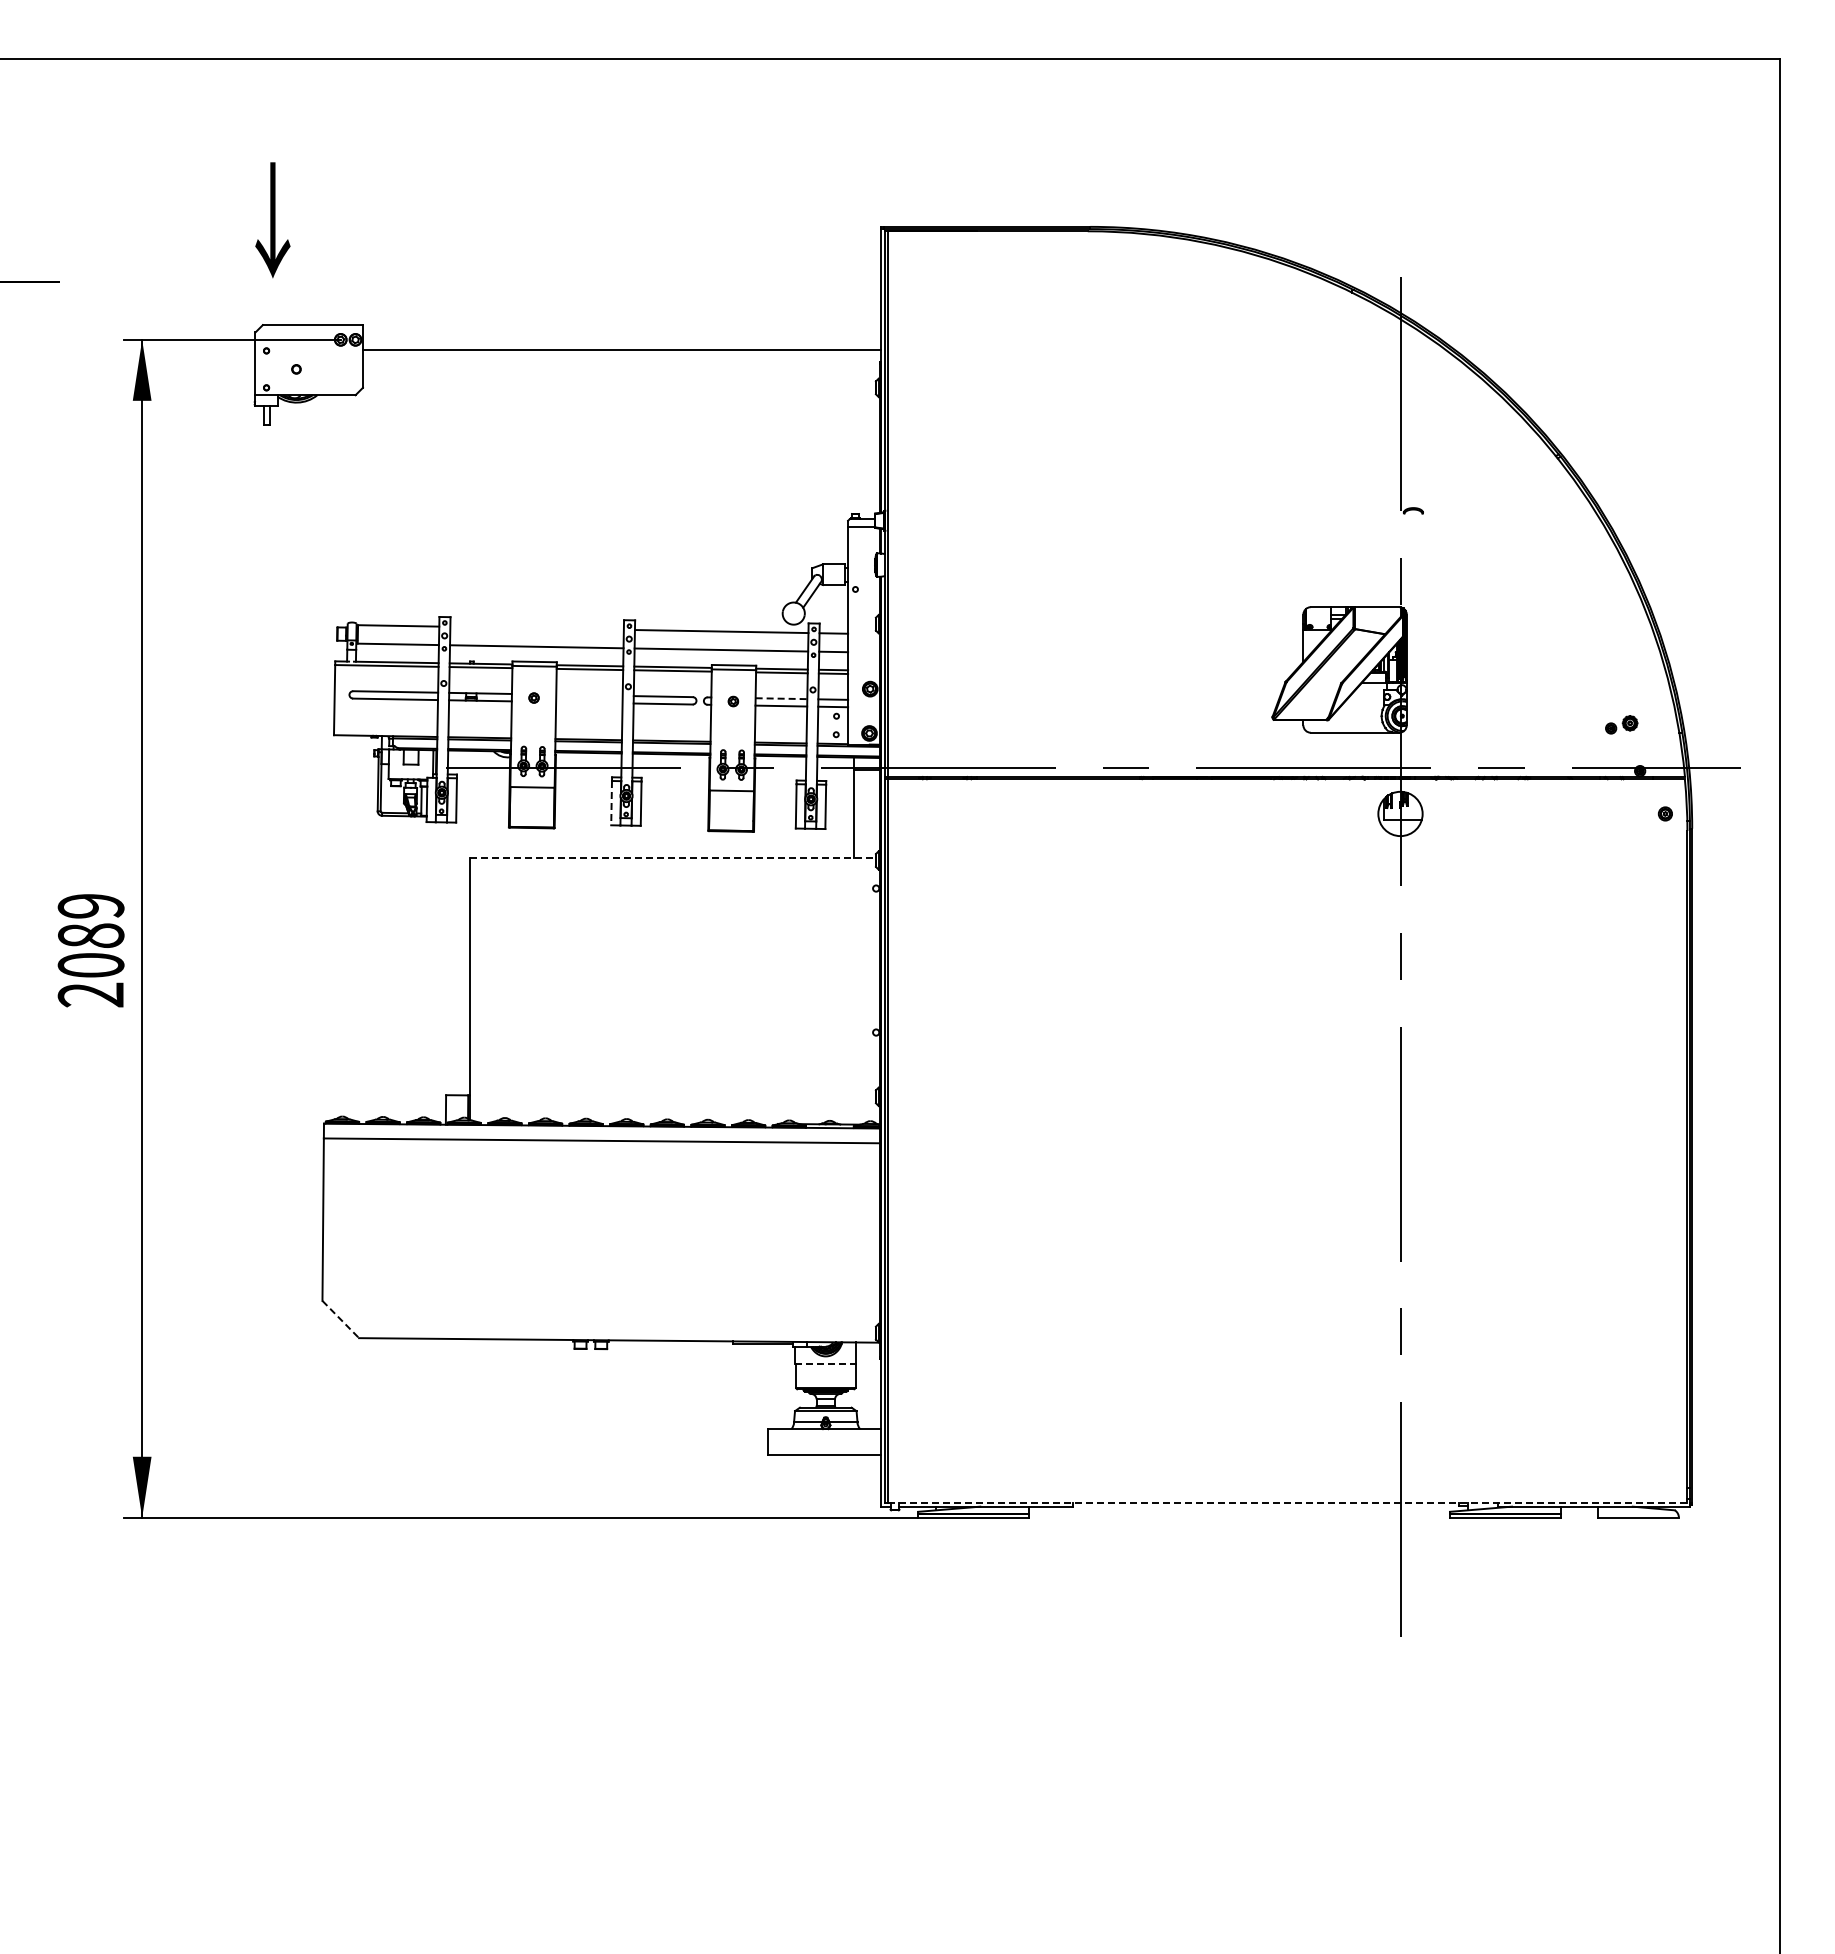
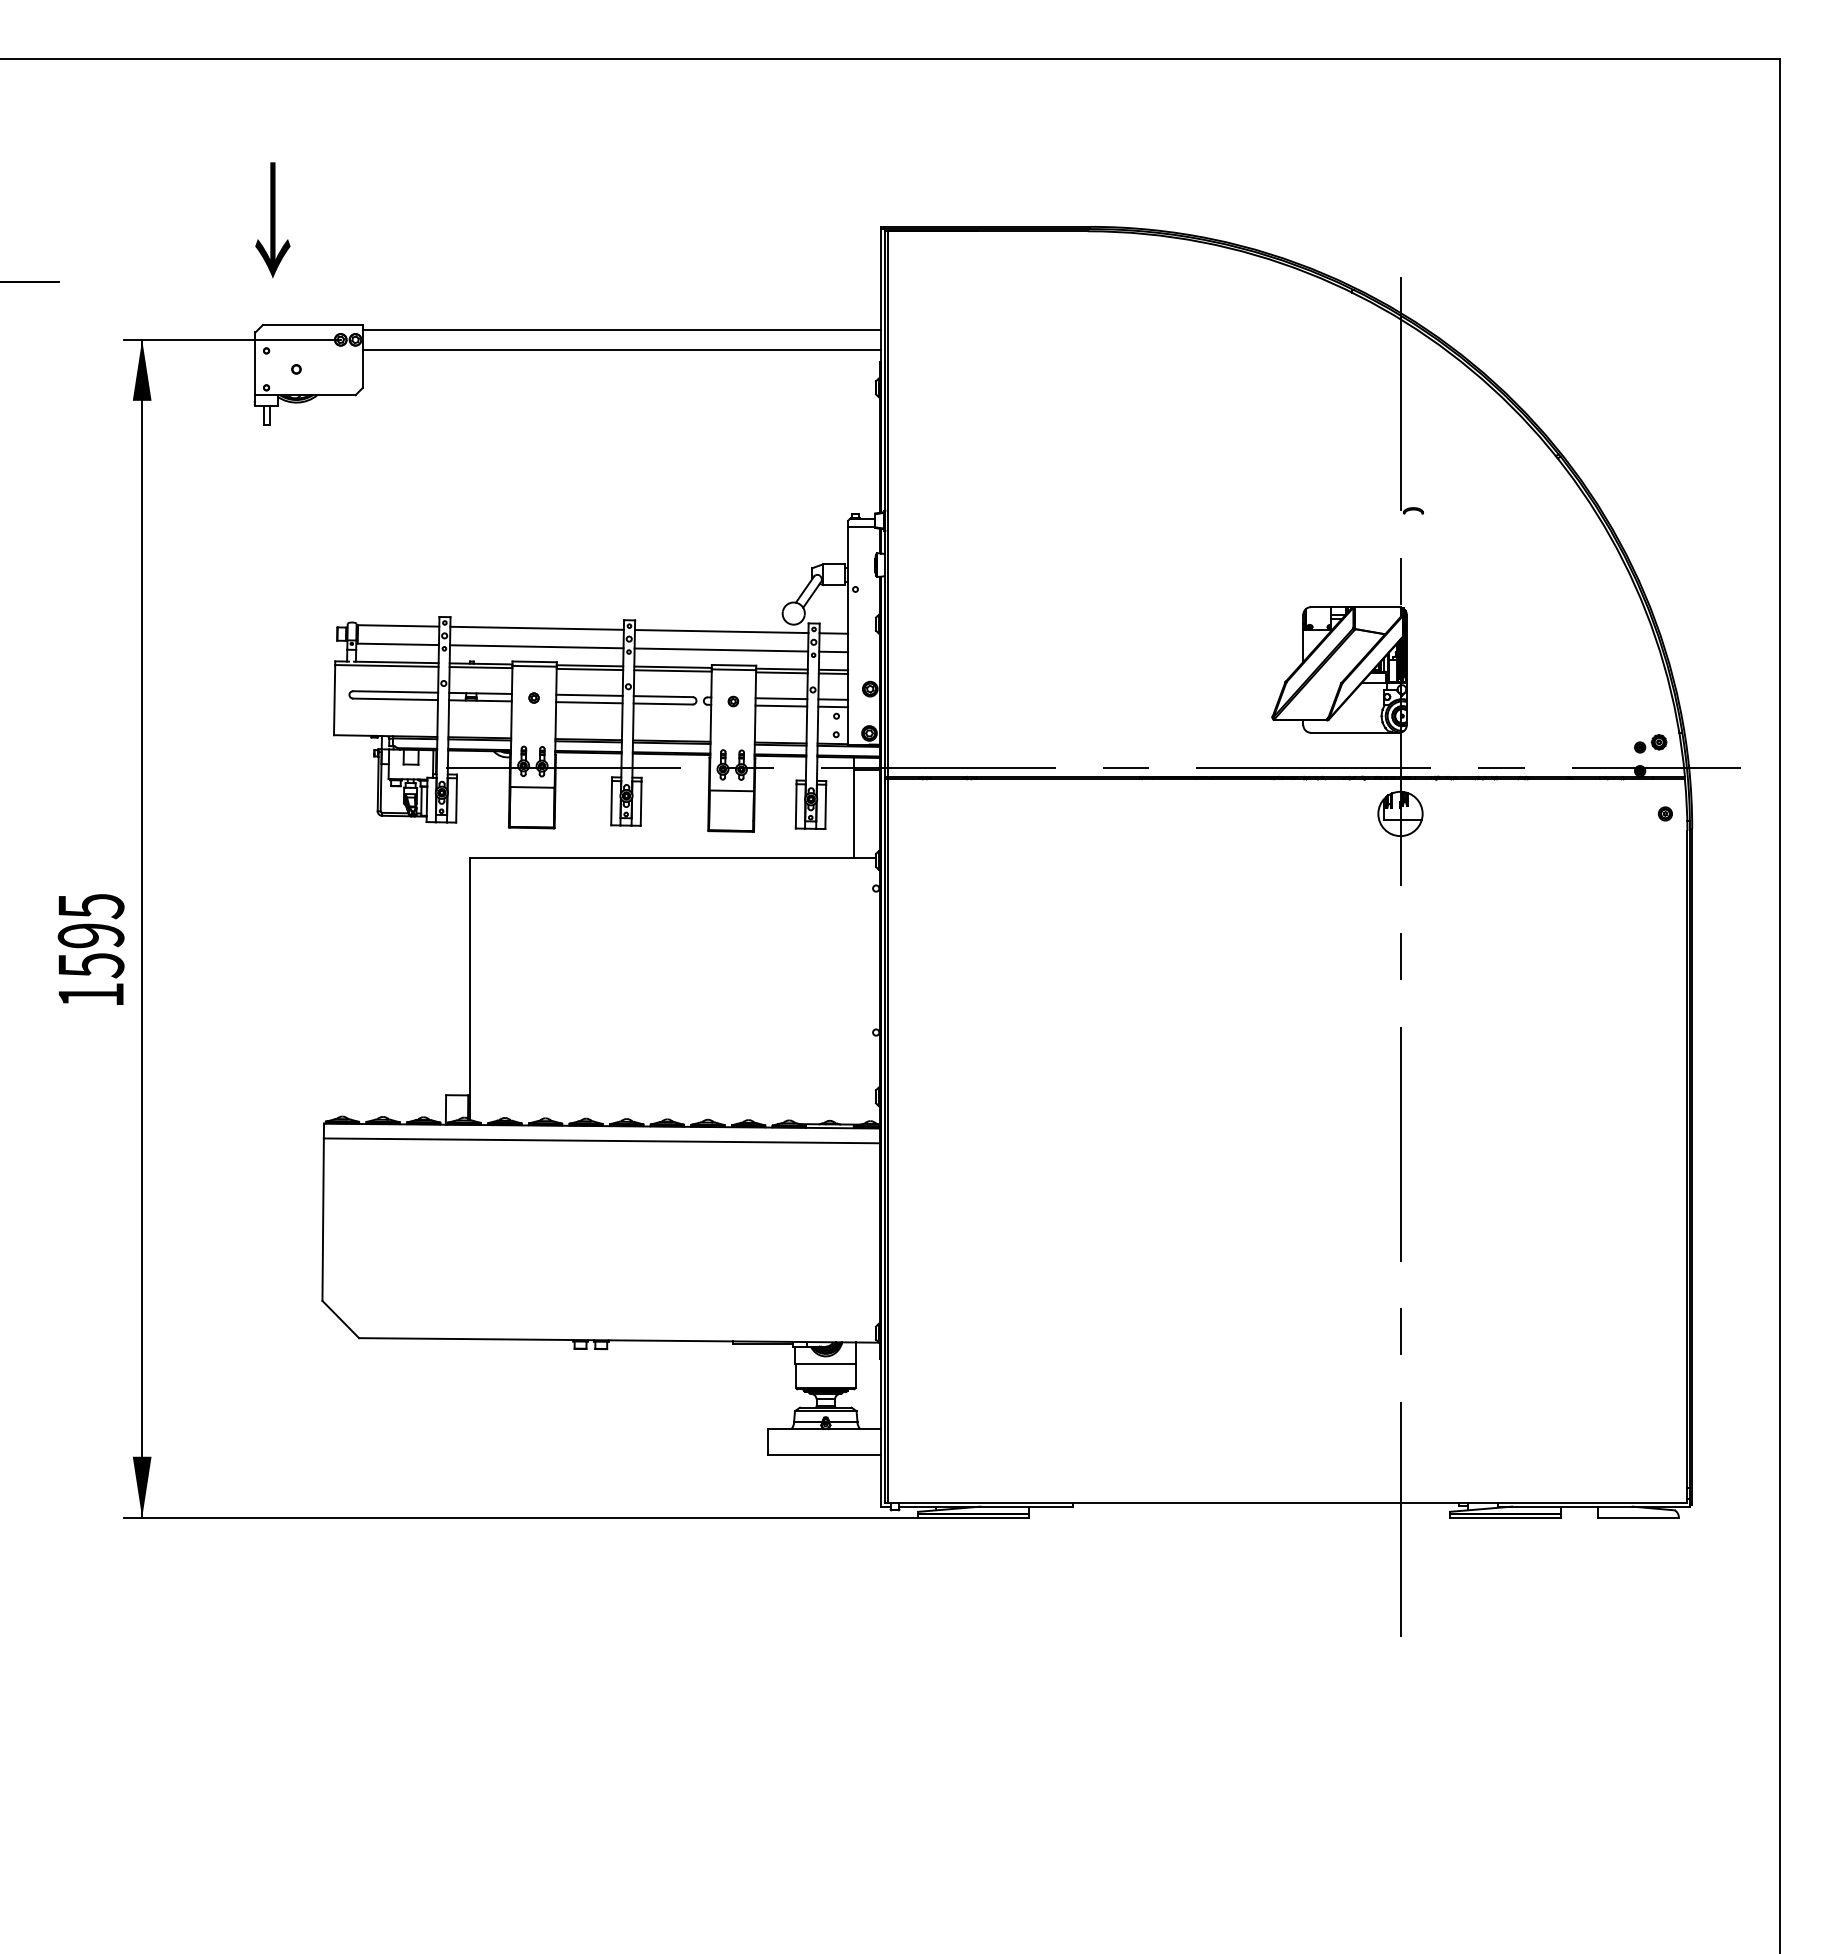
line: none -> present (621, 329)
line: none -> present (536, 627)
line: none -> present (589, 694)
line: dashed -> solid (781, 698)
line: none -> present (589, 702)
part position: (1621, 724) -> (1650, 743) (1650, 743)
line: dashed -> solid (611, 803)
line: dashed -> solid (672, 857)
text: 2089 -> 1595 (90, 950)
line: dashed -> solid (341, 1319)
line: dashed -> solid (826, 1363)
line: dashed -> solid (1287, 1502)
